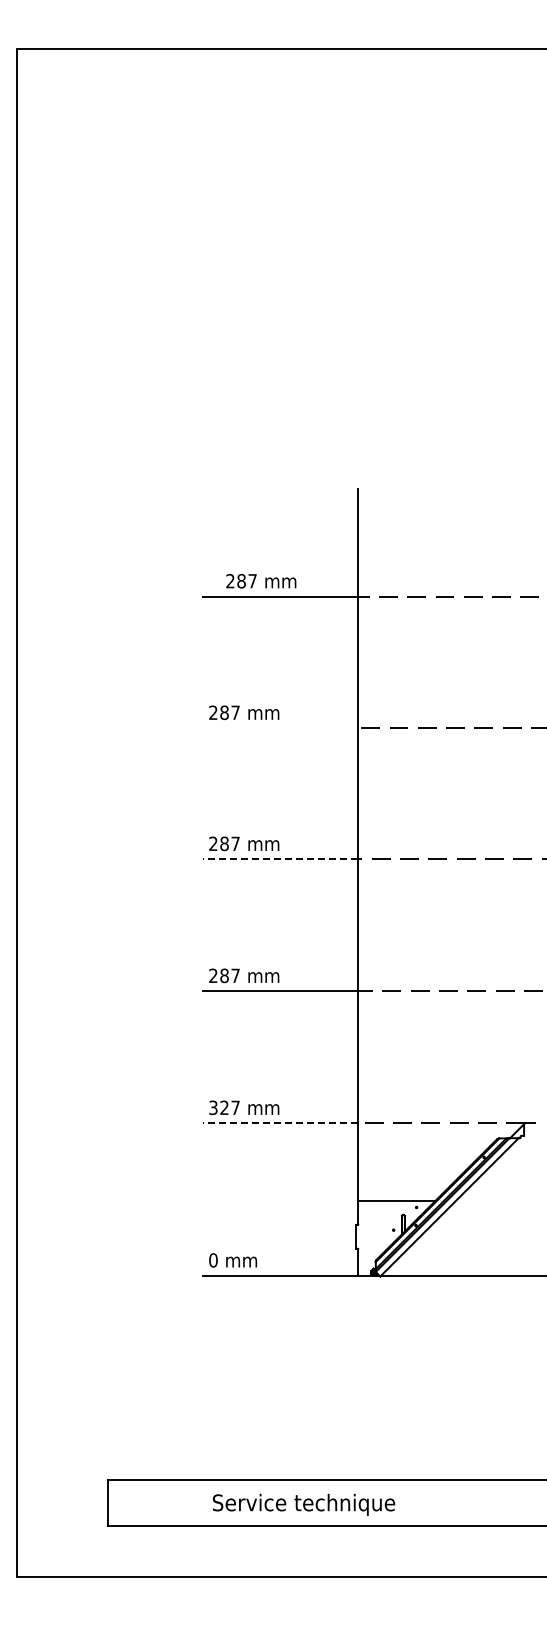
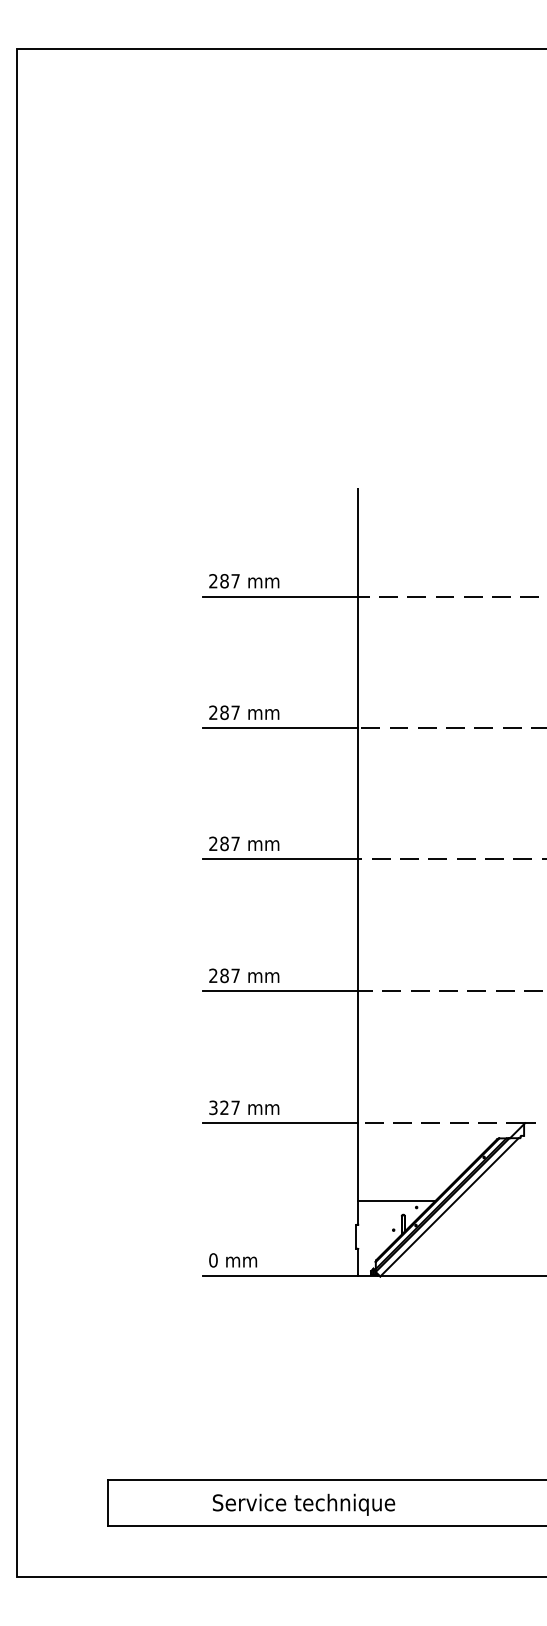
text position: (261, 581) -> (244, 581) (244, 581)
line: none -> present (280, 728)
line: dashed -> solid (280, 859)
line: dashed -> solid (280, 1123)
